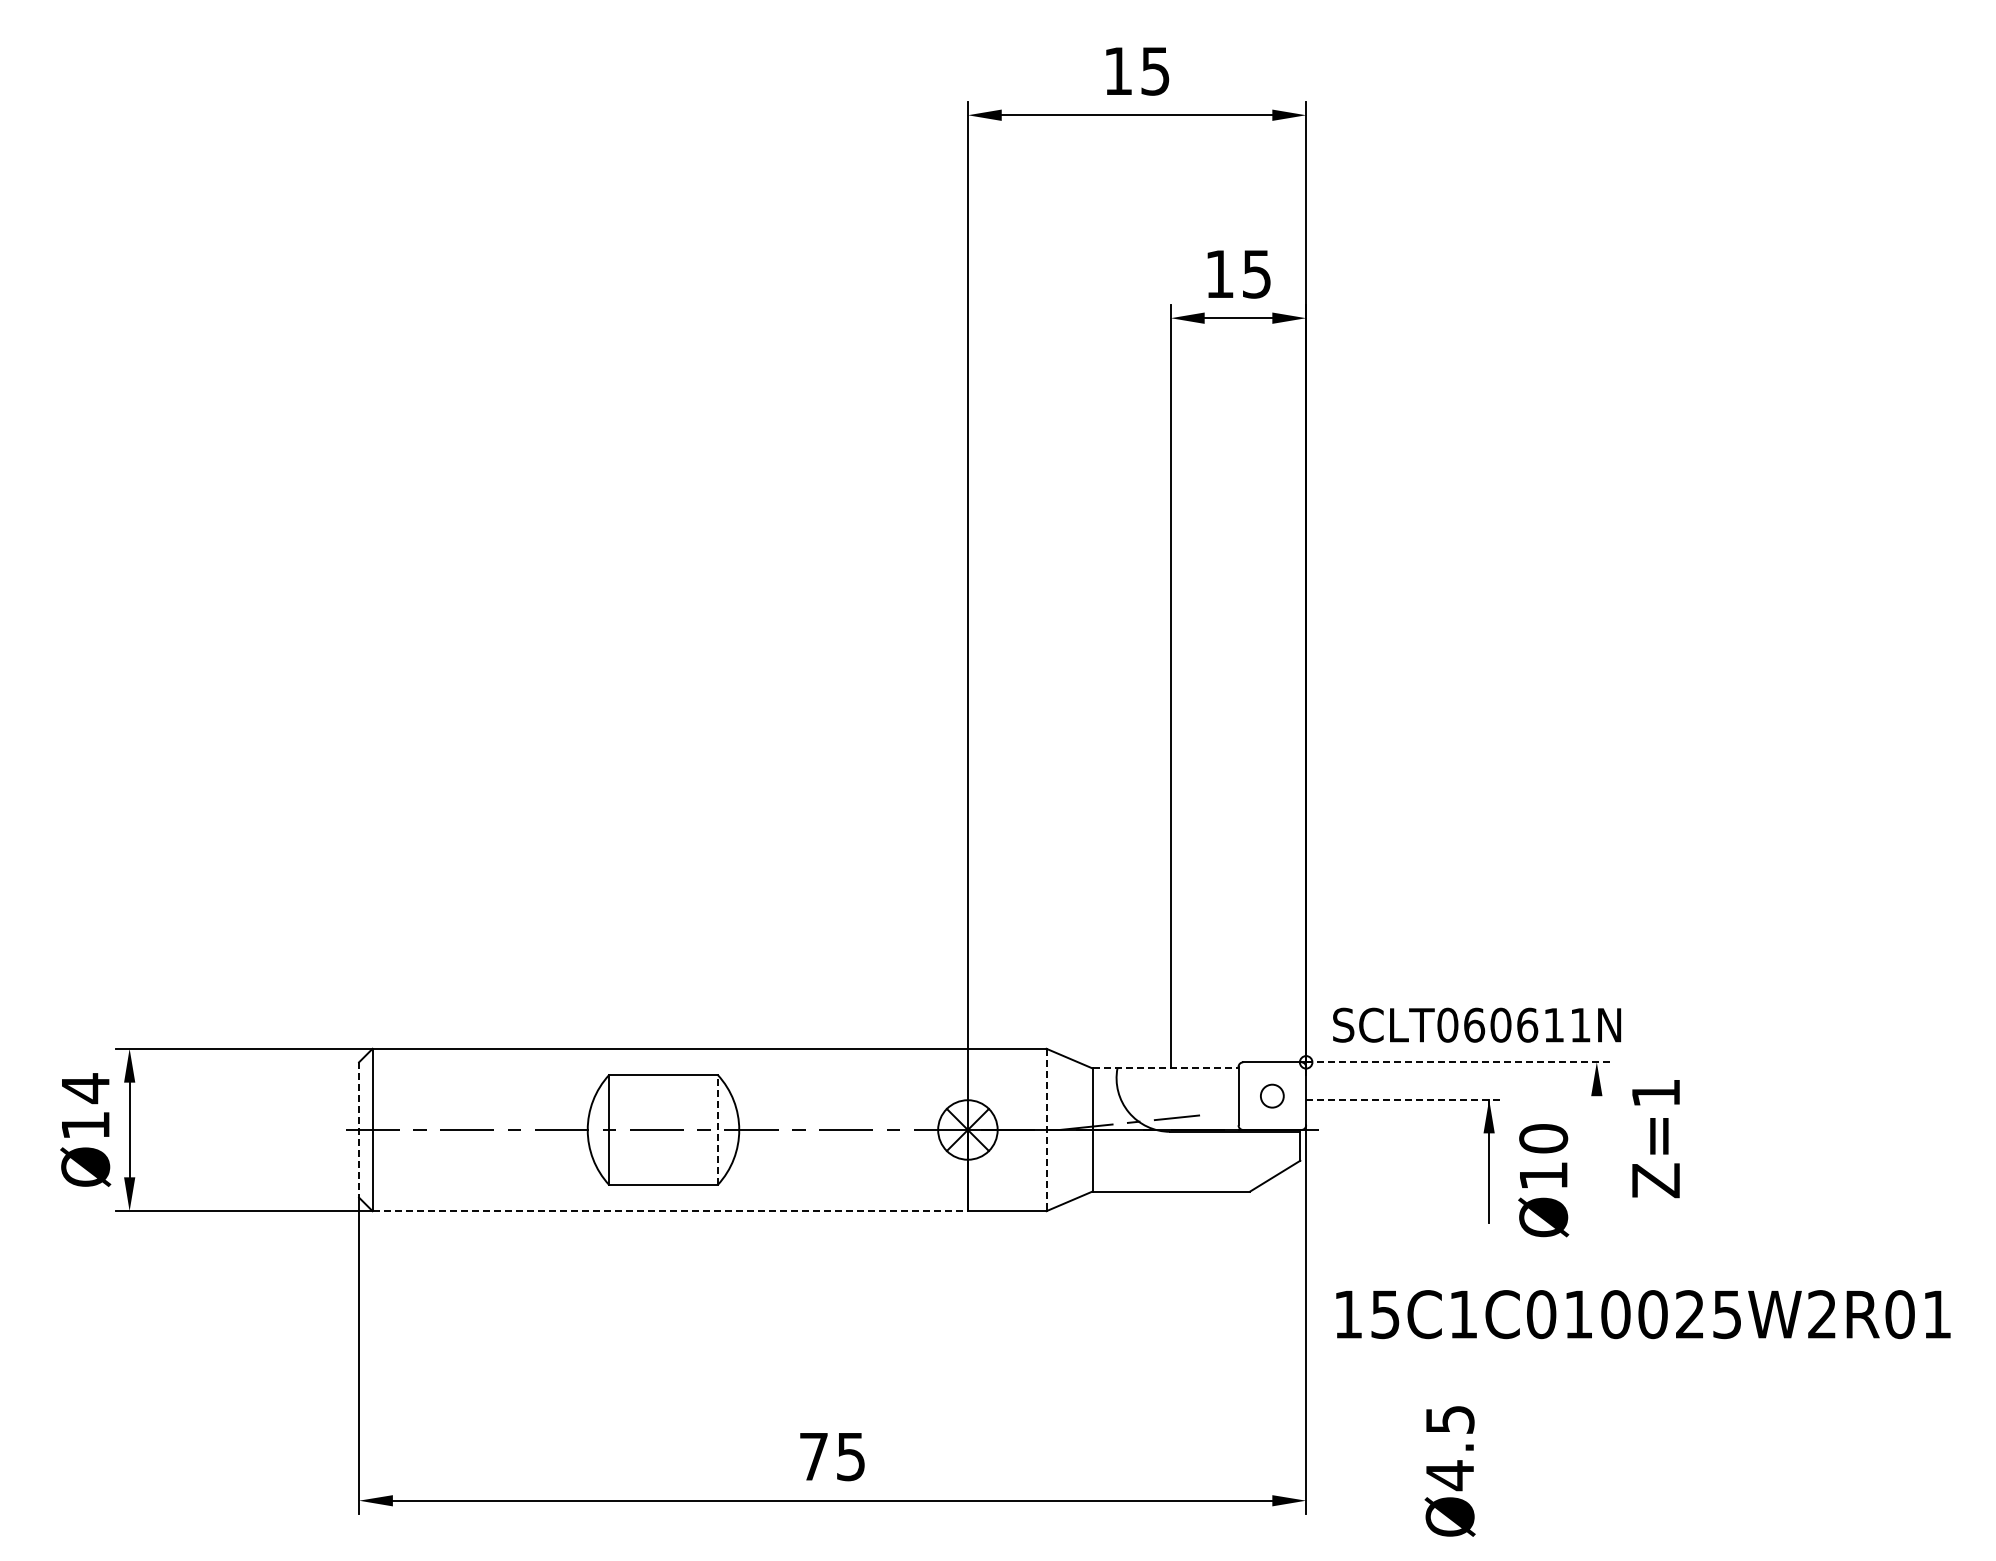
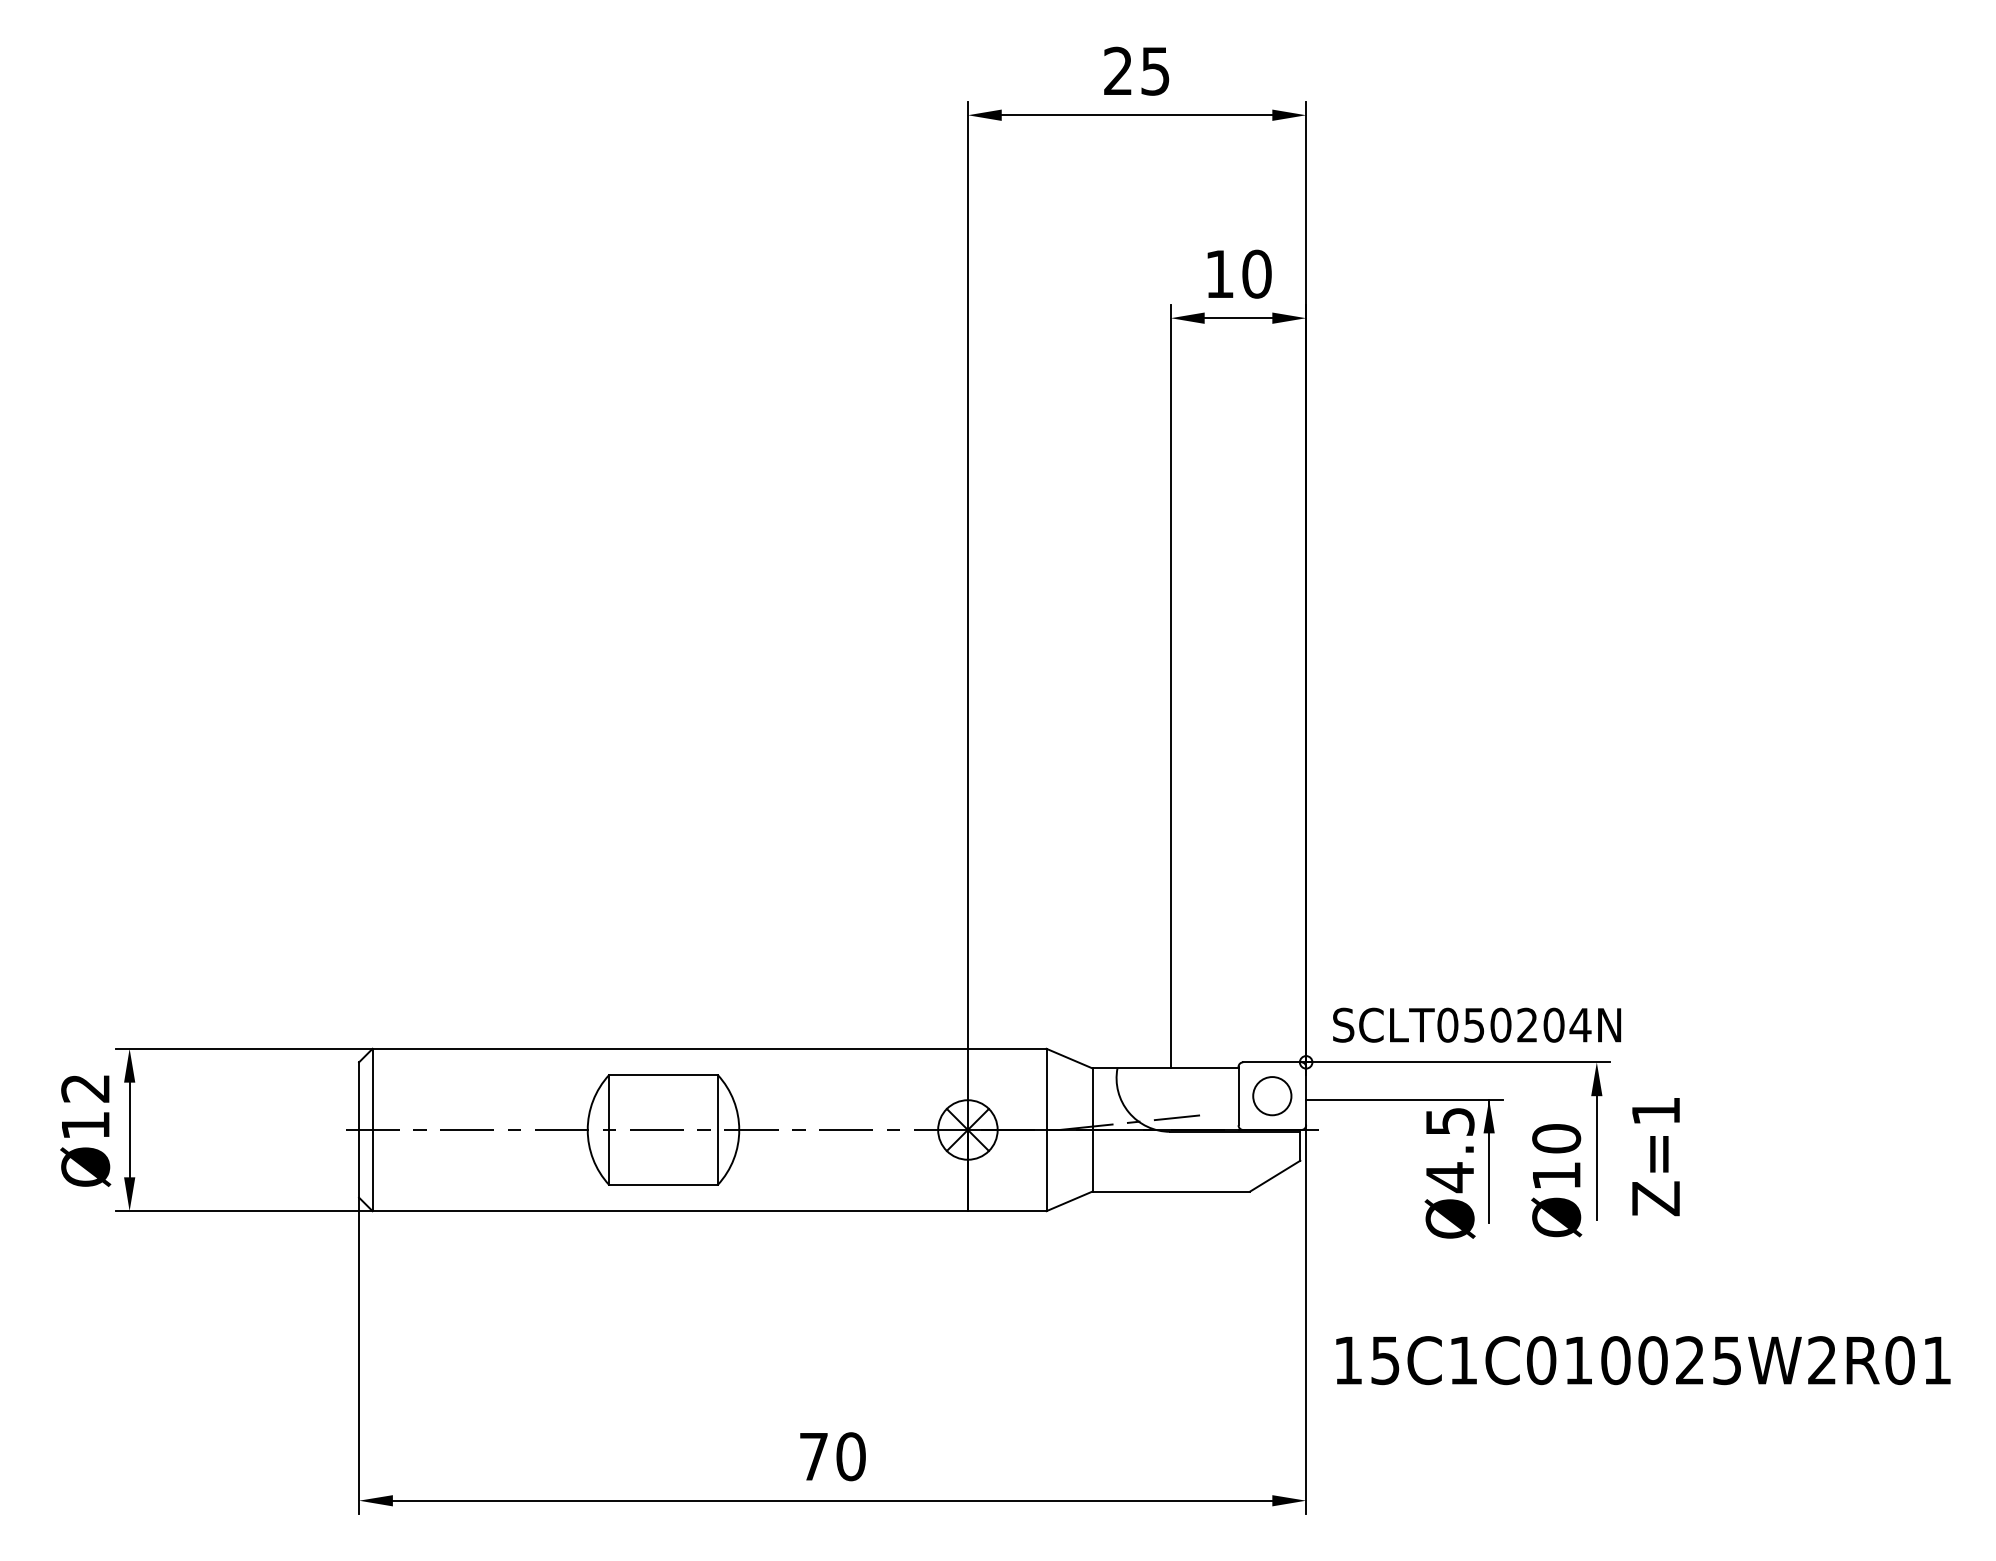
text: 15 -> 25 (1117, 70)
text: 15 -> 10 (1256, 273)
text: SCLT060611N -> SCLT050204N (1527, 1024)
line: dashed -> solid (1458, 1062)
line: dashed -> solid (1165, 1068)
text: Ø14 -> Ø12 (85, 1088)
circle diameter: 23 px -> 38 px (1272, 1096)
line: dashed -> solid (1404, 1099)
line: dashed -> solid (359, 1129)
line: dashed -> solid (717, 1129)
line: dashed -> solid (1046, 1130)
text position: (1655, 1139) -> (1655, 1157) (1655, 1157)
line: none -> present (1596, 1157)
text position: (1543, 1180) -> (1556, 1180) (1556, 1180)
line: dashed -> solid (670, 1211)
text position: (1643, 1314) -> (1643, 1360) (1643, 1360)
text: 75 -> 70 (850, 1456)
text position: (1449, 1471) -> (1449, 1173) (1449, 1173)
